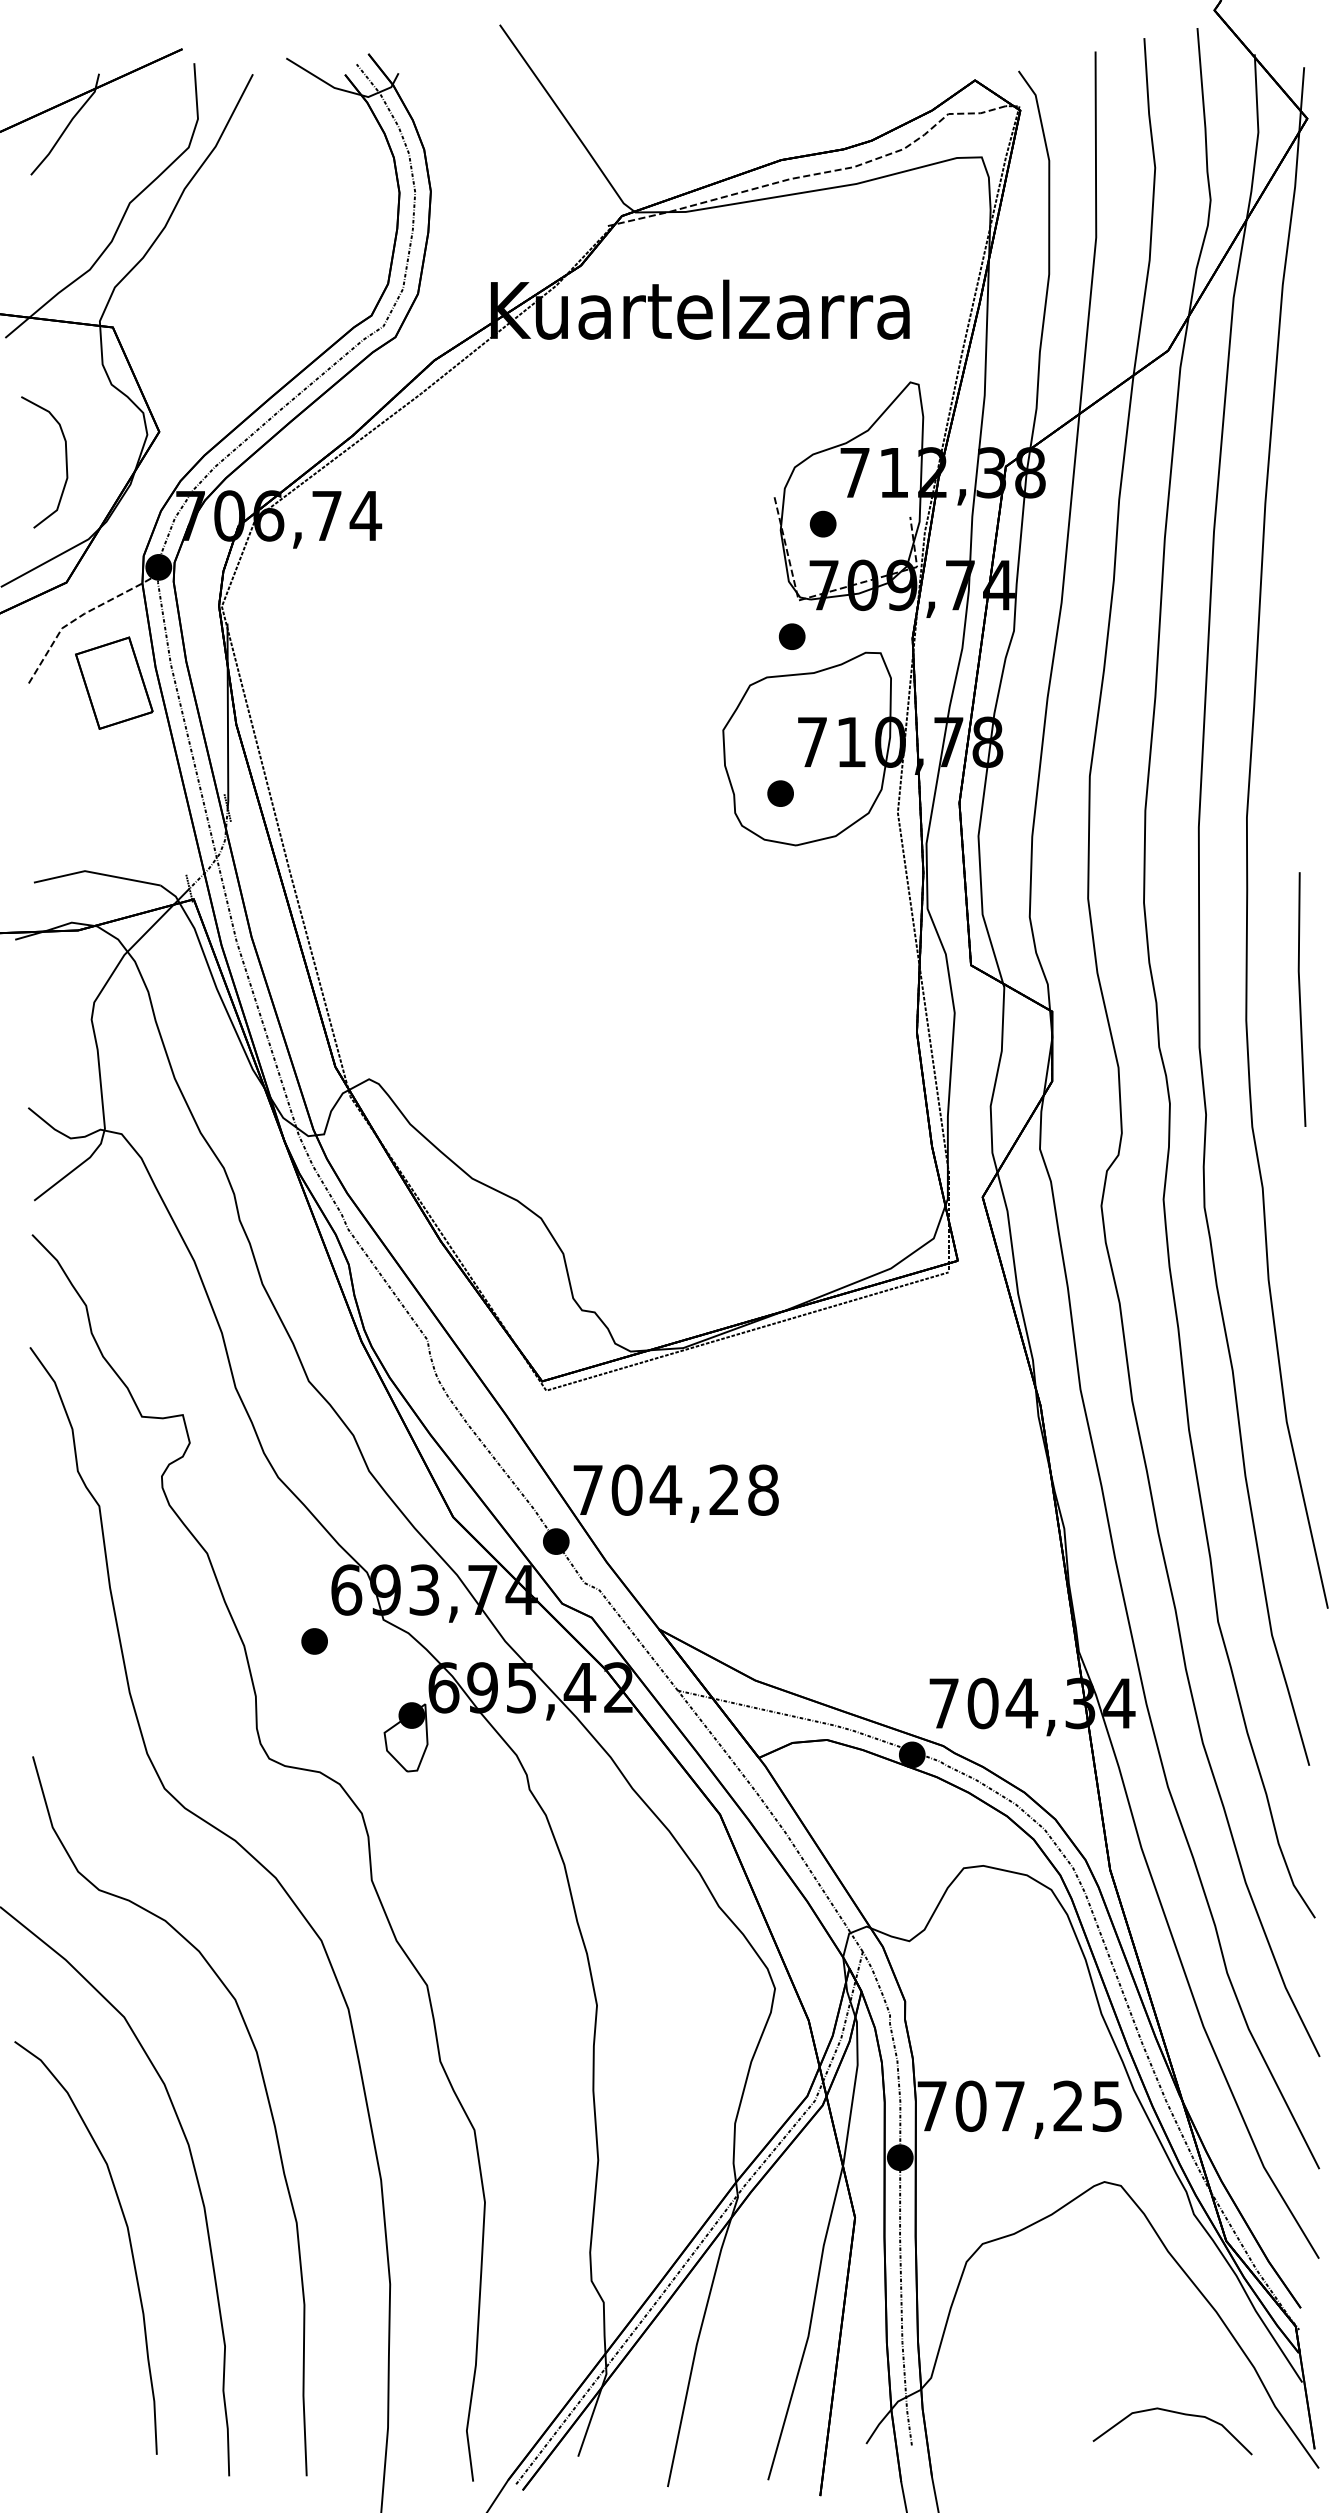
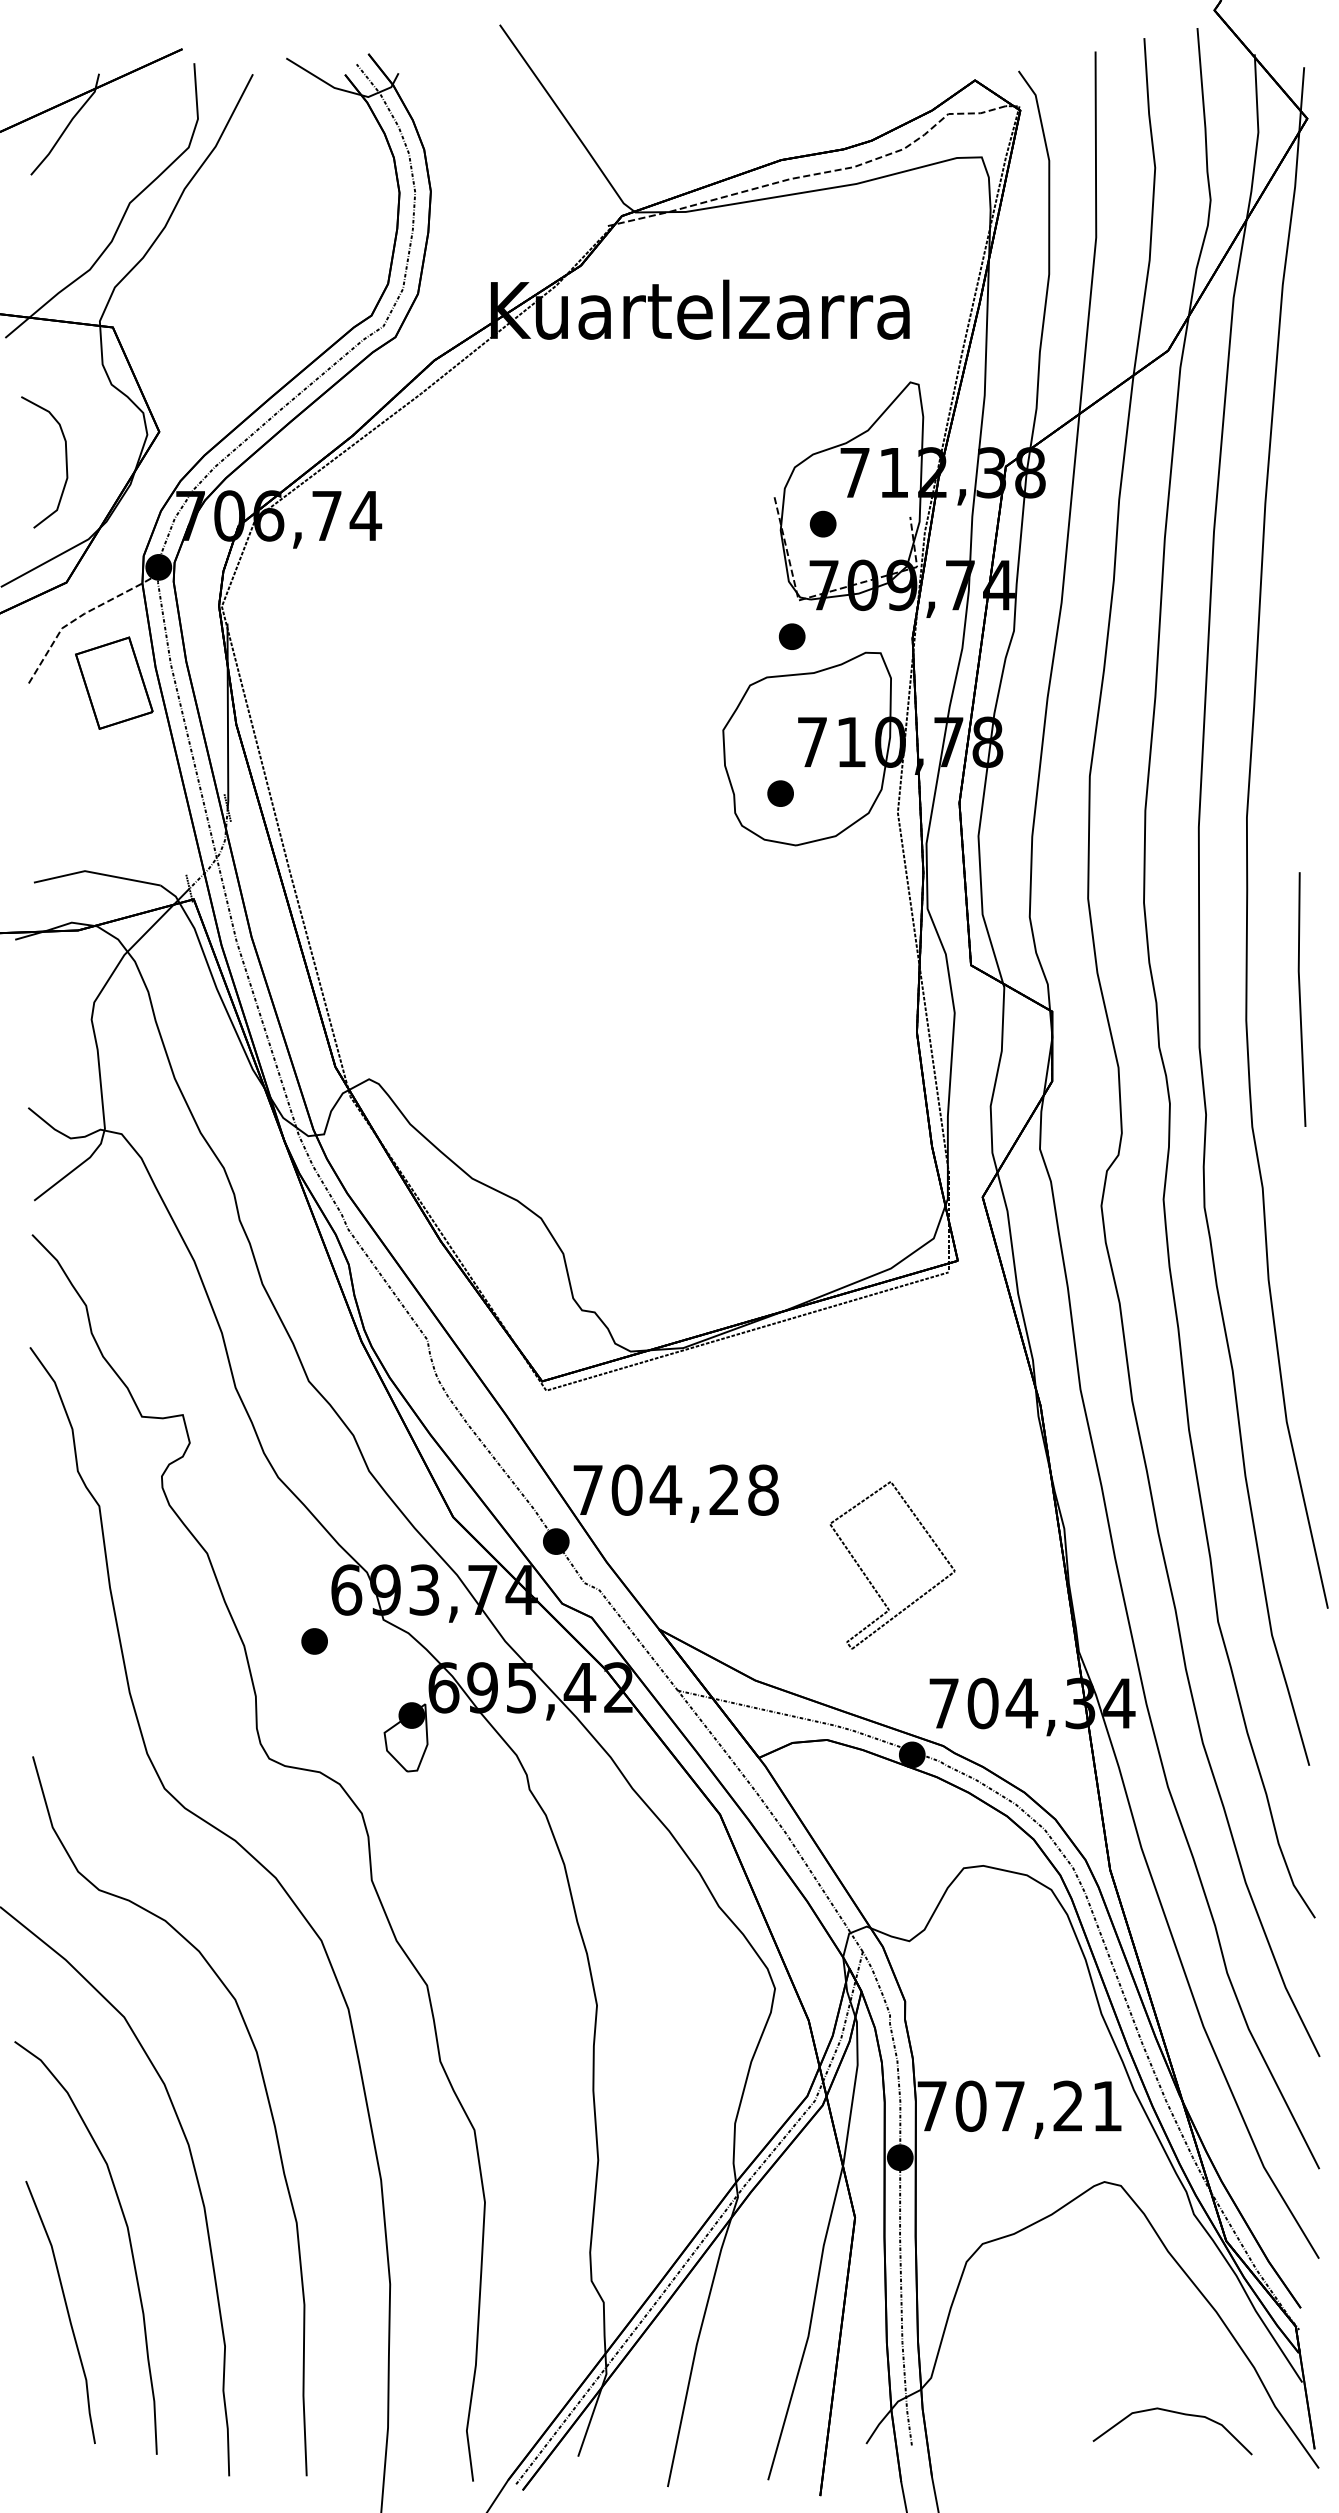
part: none -> present (871, 1582)
text: 707,25 -> 707,21 (1106, 2106)
part: none -> present (66, 2310)
